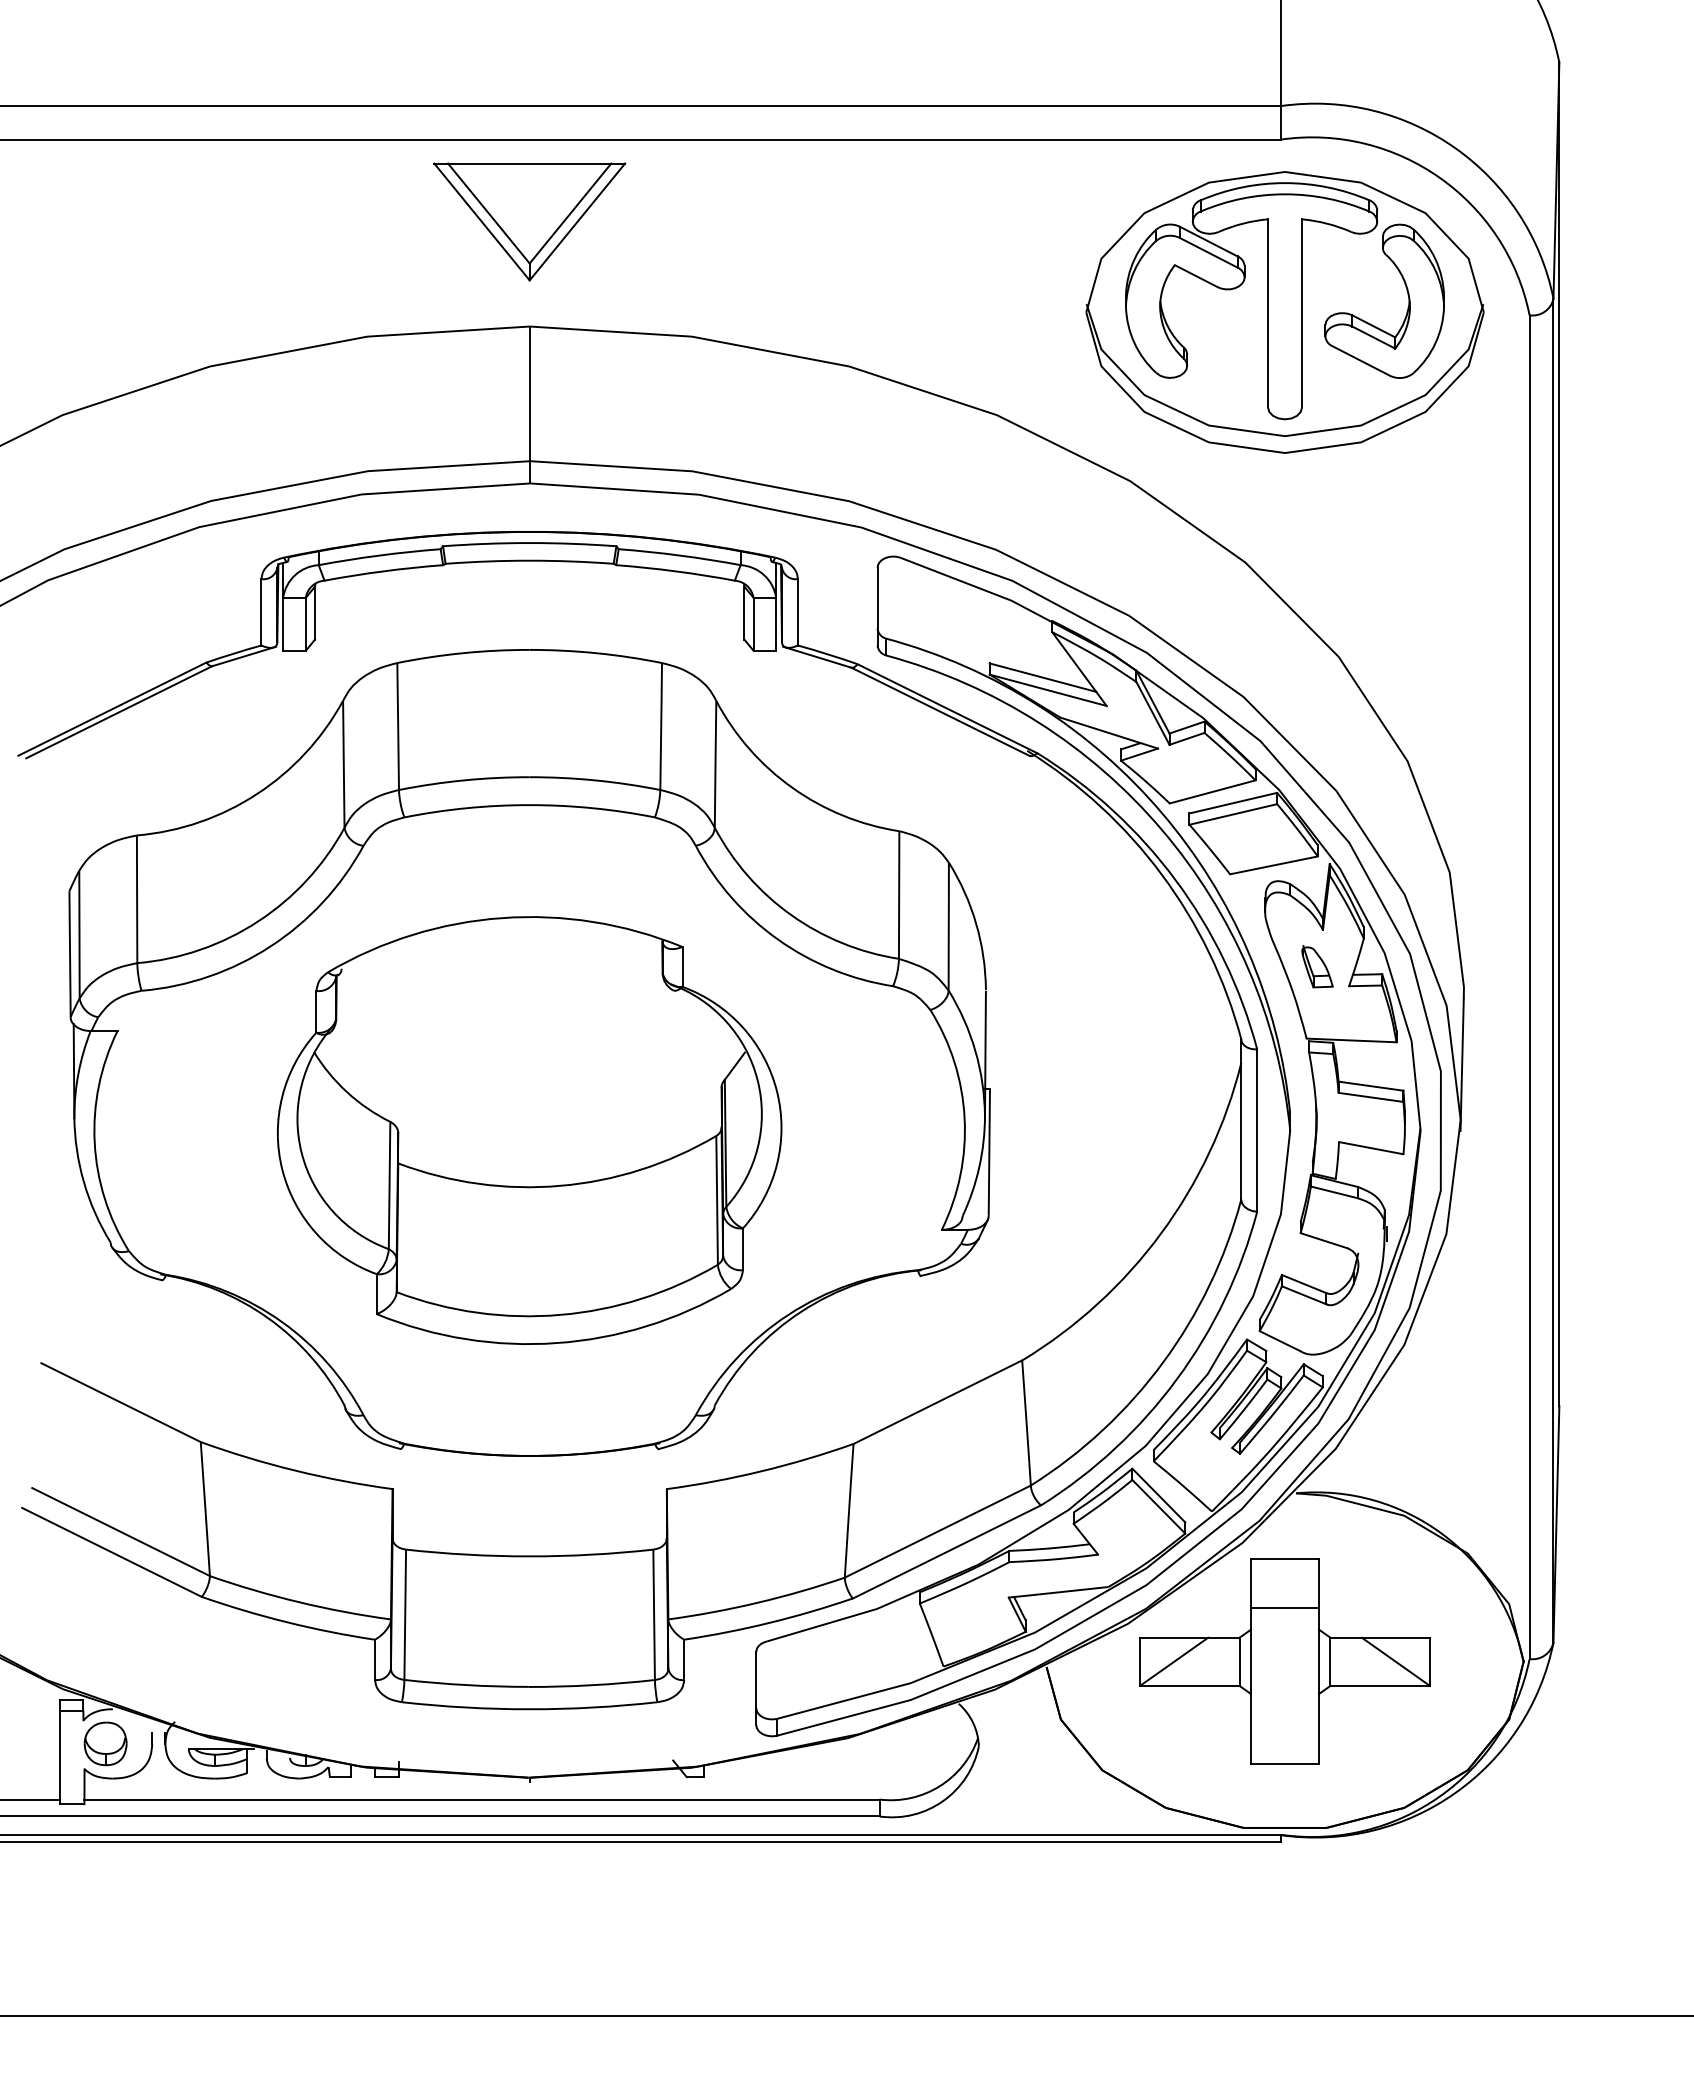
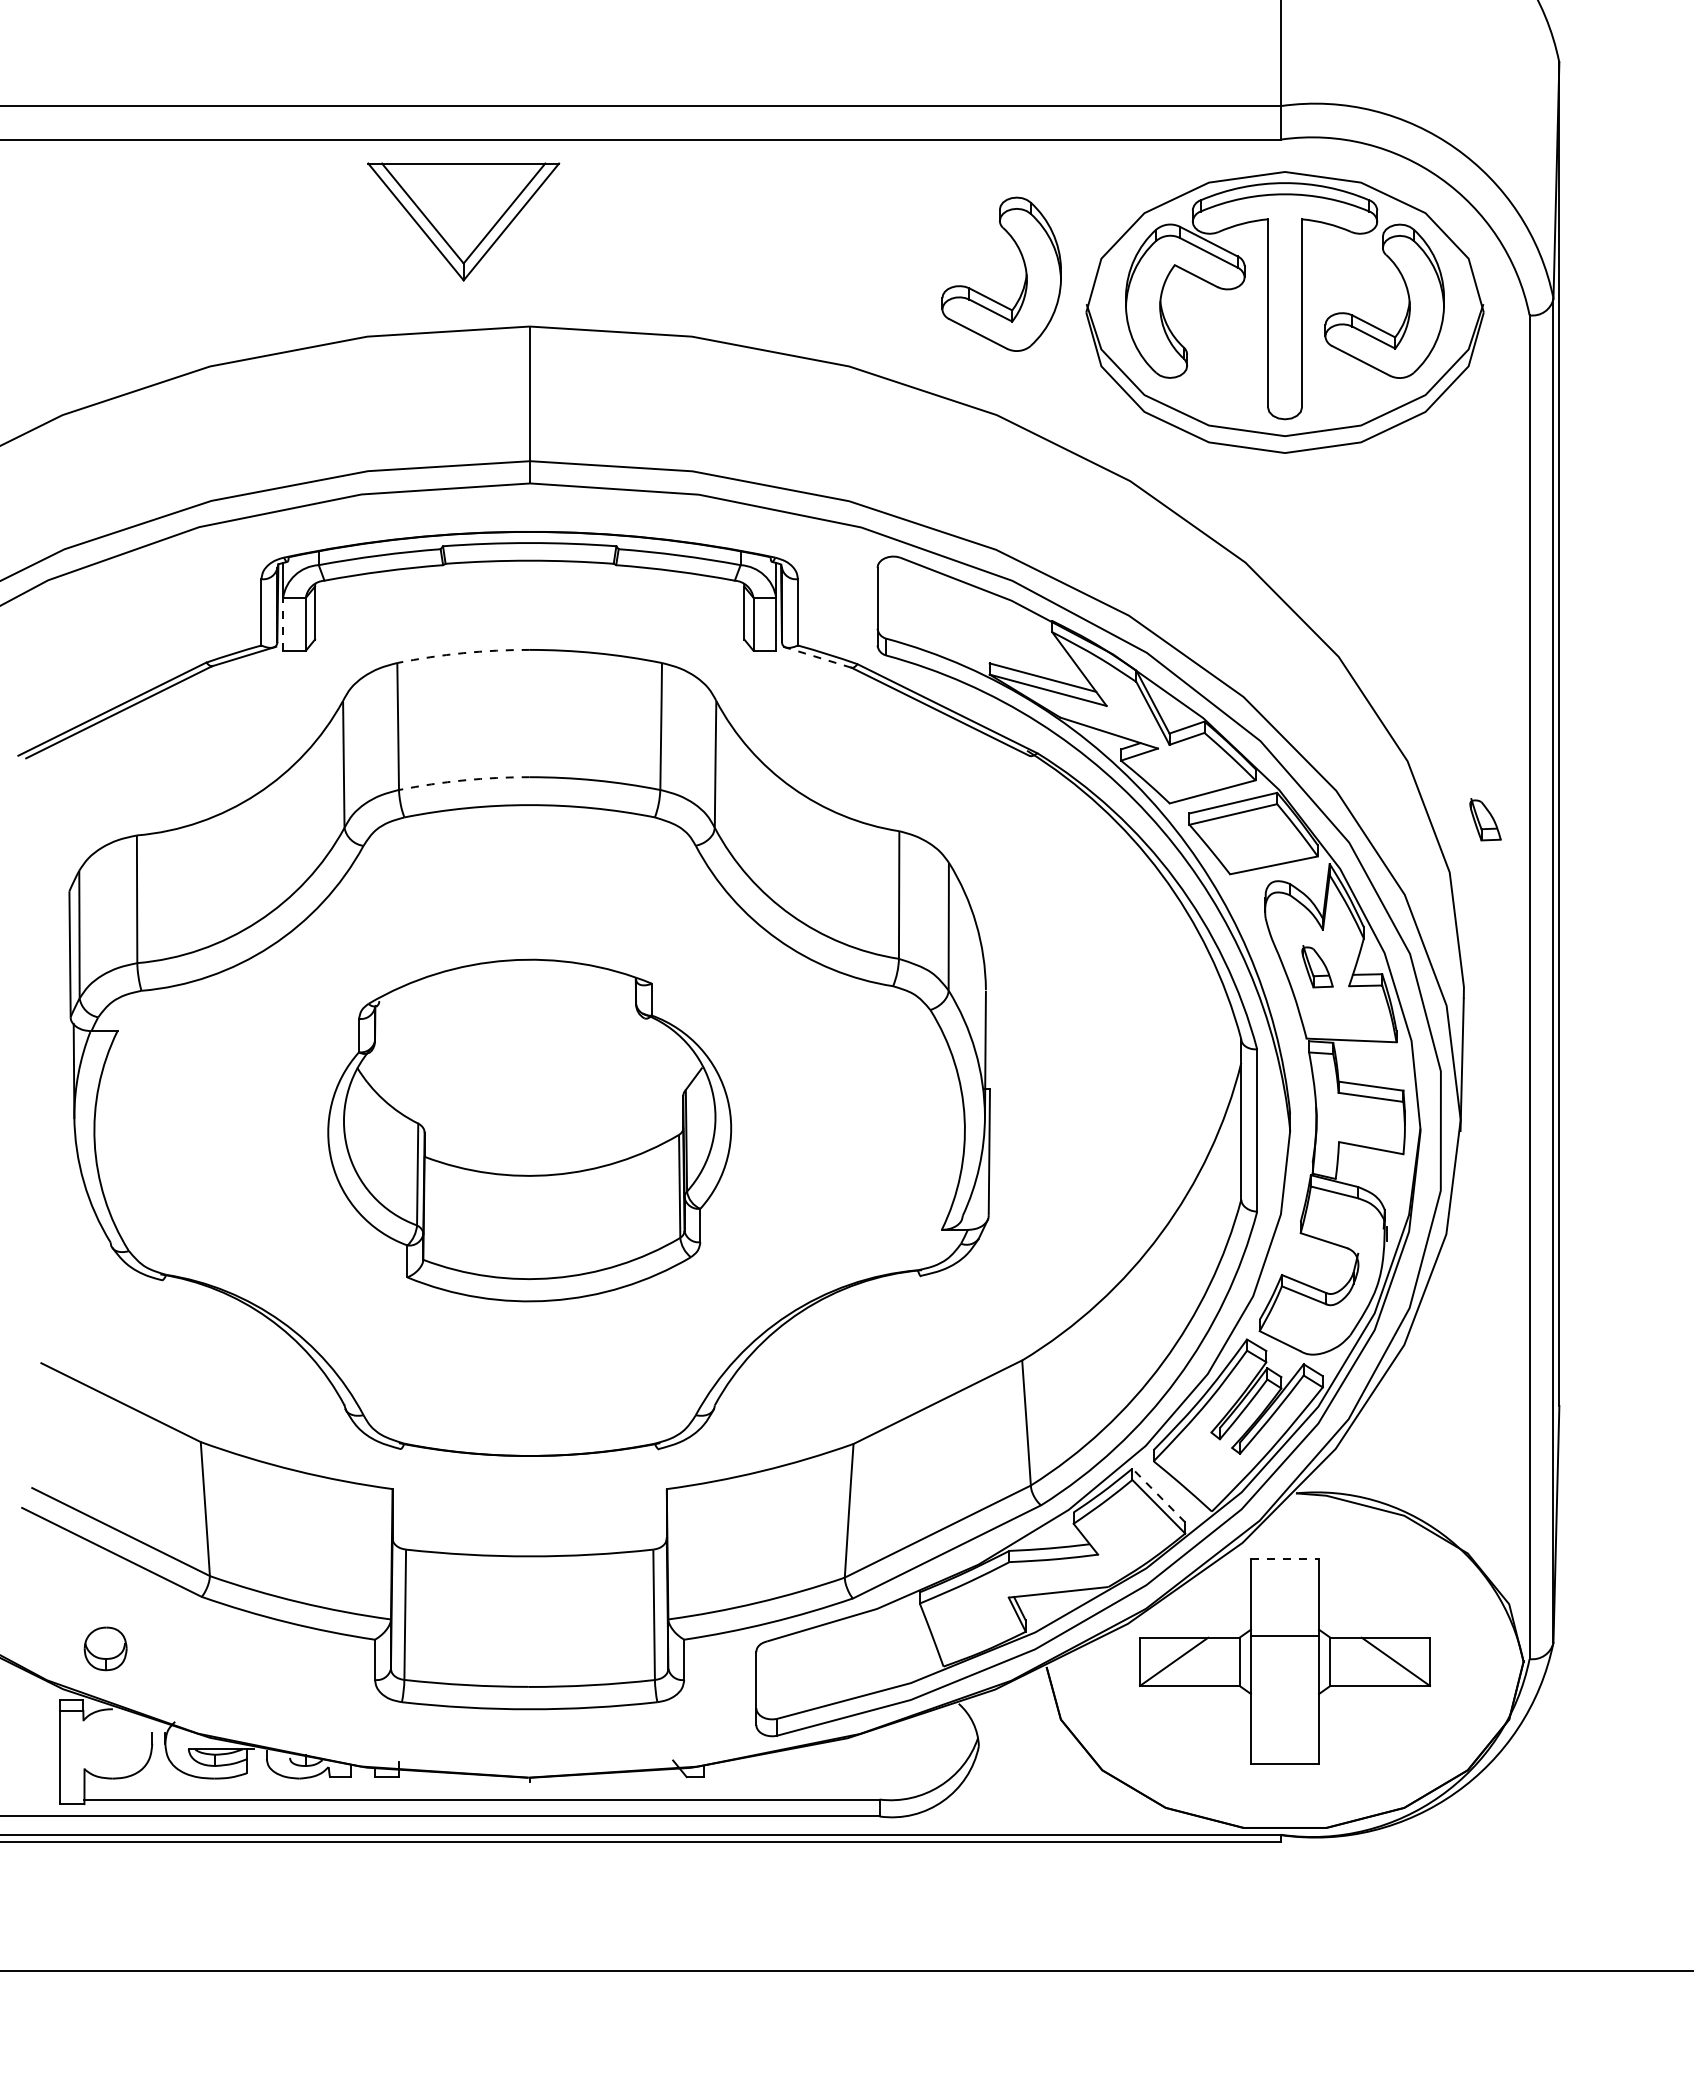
part position: (529, 221) -> (463, 221) (463, 221)
part: none -> present (1024, 268)
line: solid -> dashed (283, 623)
arc: solid -> dashed (463, 653)
line: solid -> dashed (818, 657)
arc: solid -> dashed (464, 780)
part: none -> present (1485, 819)
part size: 506x429 px -> 406x345 px (529, 1130)
line: solid -> dashed (1158, 1495)
line: solid -> dashed (1285, 1559)
line position: (1284, 1607) -> (1284, 1635) (1284, 1635)
part position: (105, 1743) -> (105, 1648) (105, 1648)
line: present -> none (31, 1799)
line position: (846, 2015) -> (846, 1970) (846, 1970)
